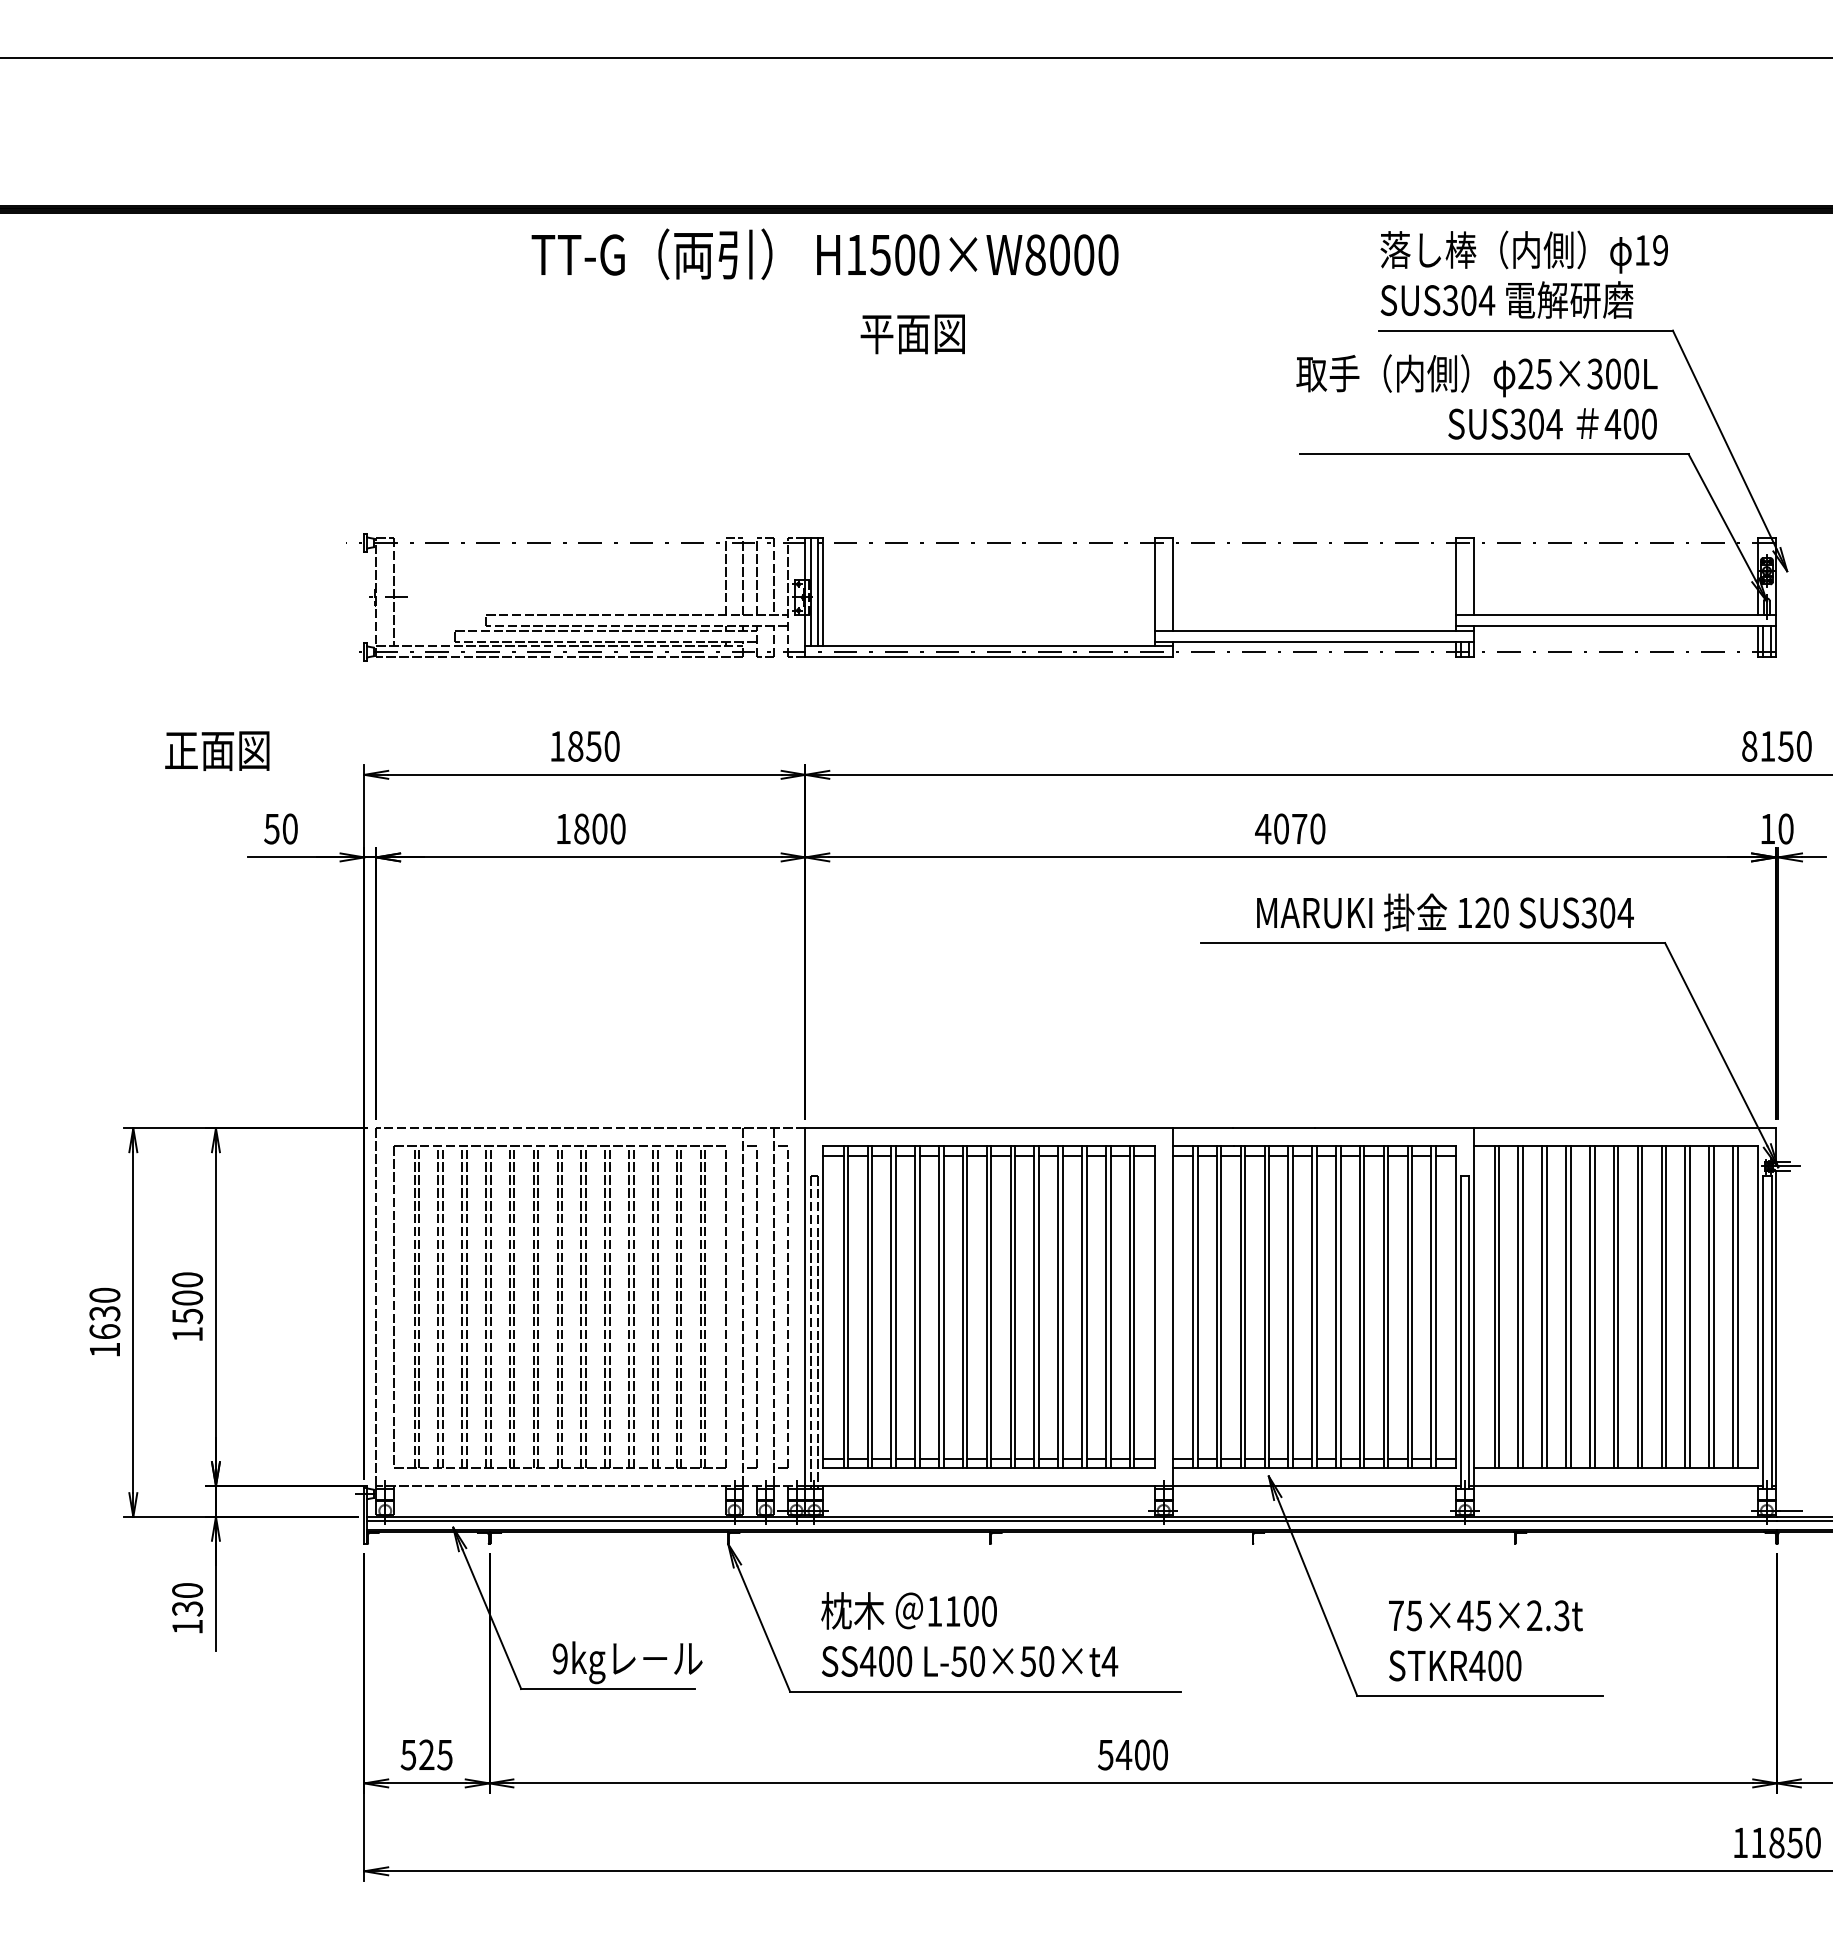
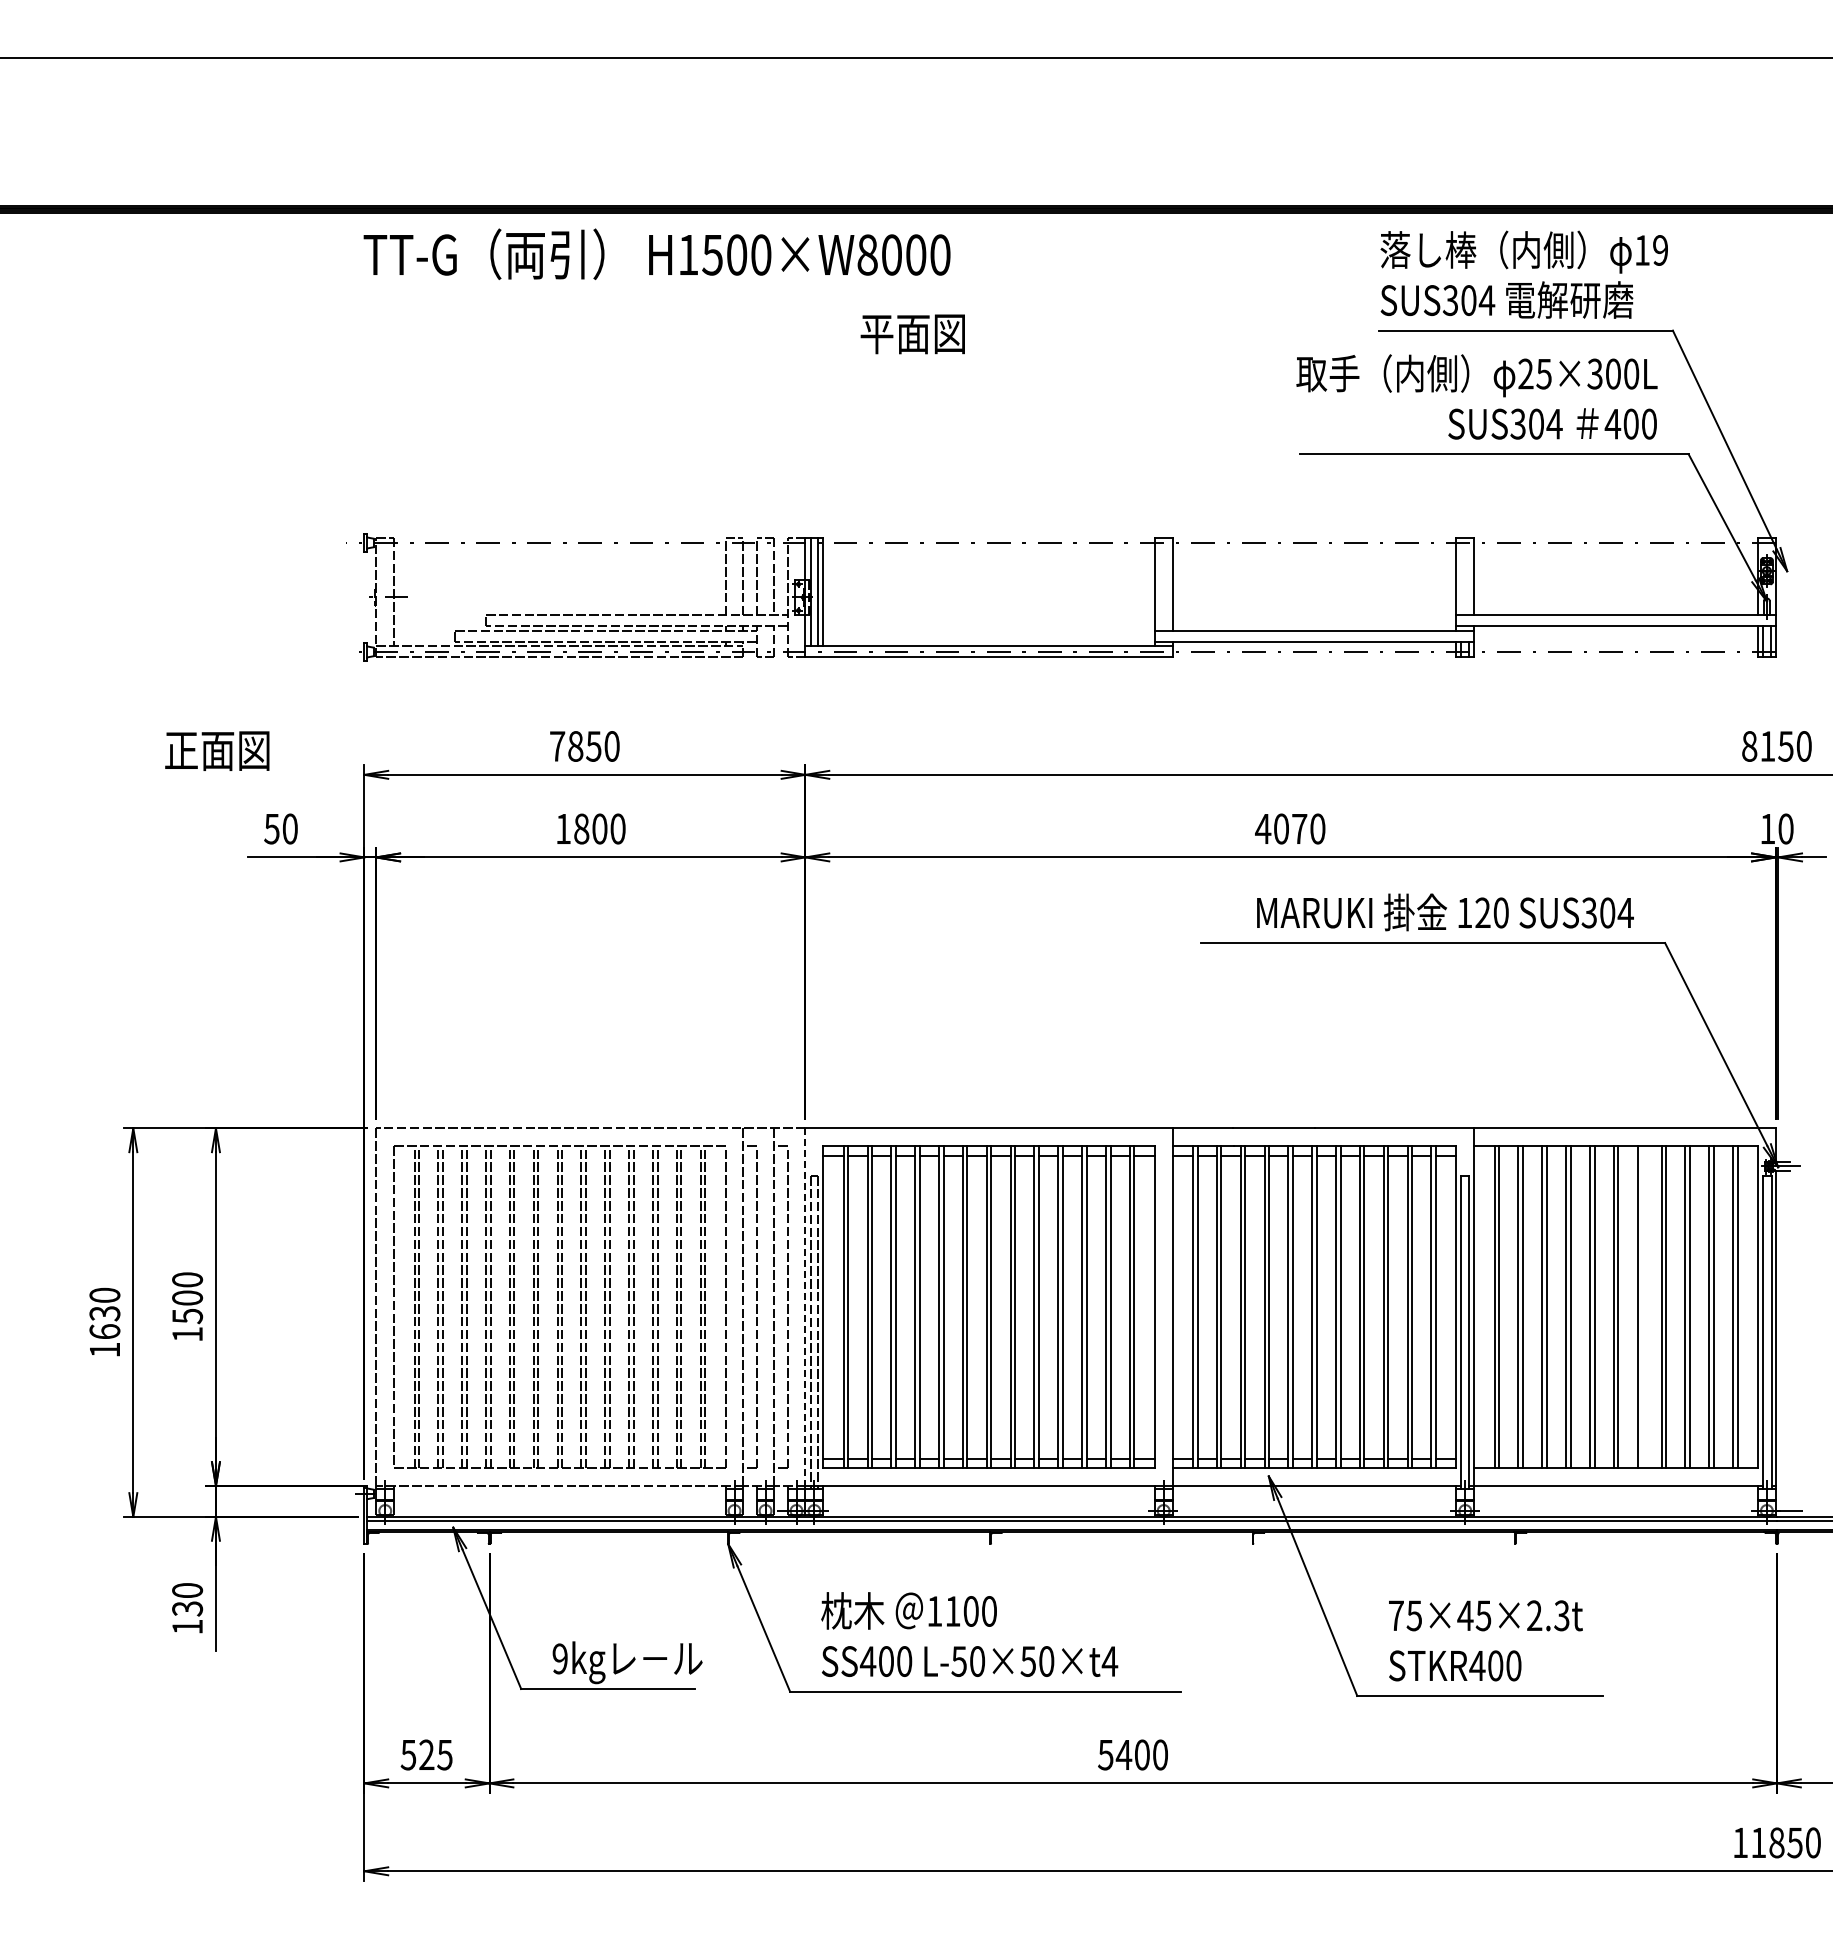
text position: (824, 253) -> (656, 253) (656, 253)
text: 1850 -> 7850 (557, 746)
line: solid -> dashed (805, 1307)
line: present -> none (1642, 1307)
